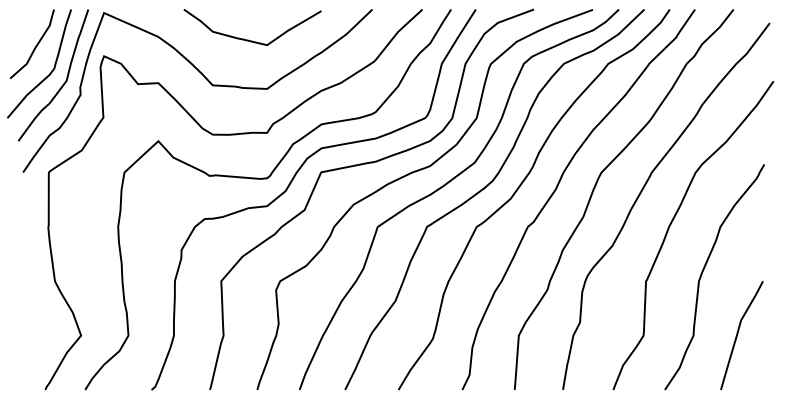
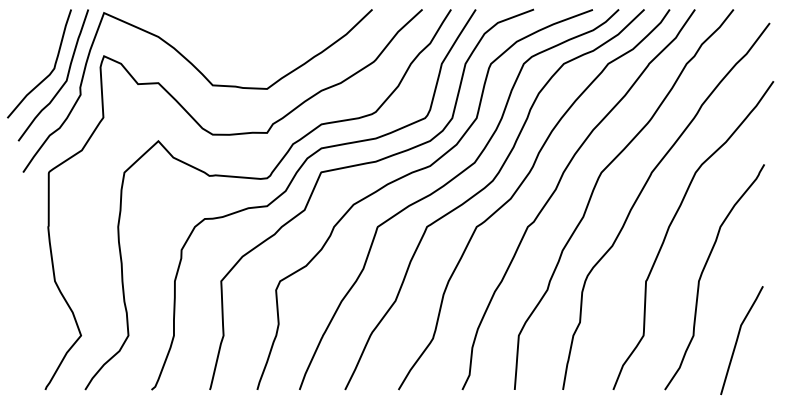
curve: present -> none (248, 39)
curve: present -> none (35, 45)
curve position: (738, 334) -> (738, 339) (738, 339)
